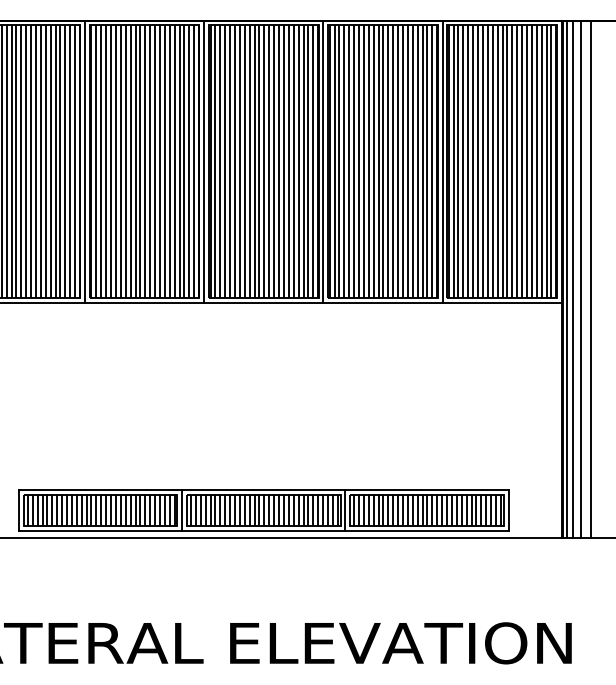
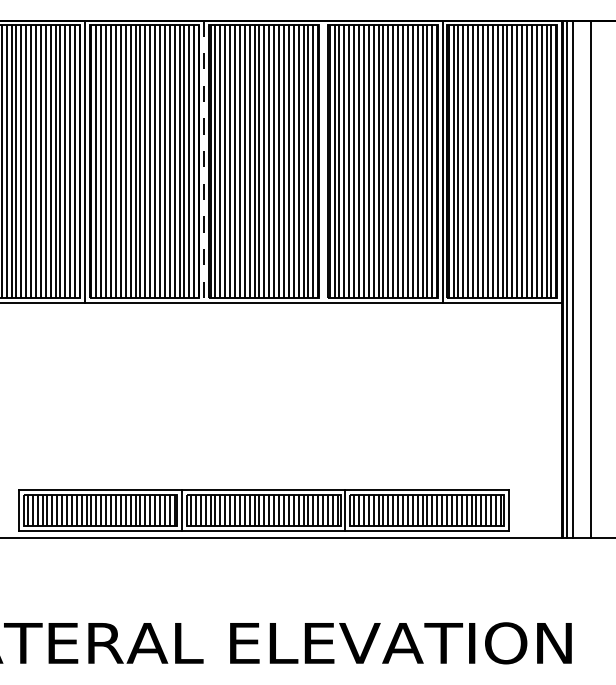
line: present -> none (323, 161)
line: solid -> dashed (204, 162)
line: present -> none (580, 278)
